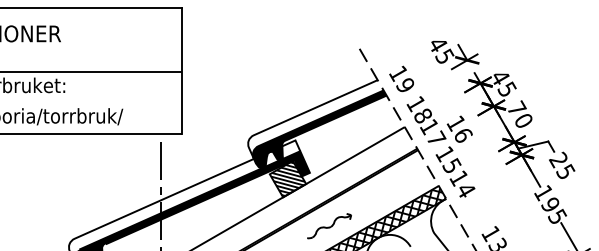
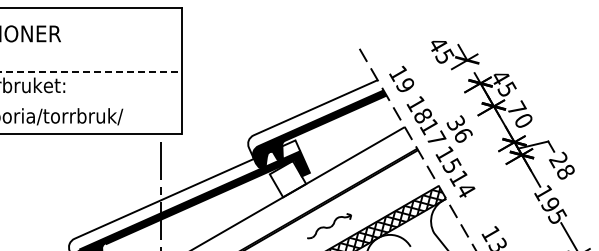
line: solid -> dashed (91, 71)
text: 16 -> 36 (455, 123)
text: 25 -> 28 (565, 171)
hatch: present -> none (287, 179)
